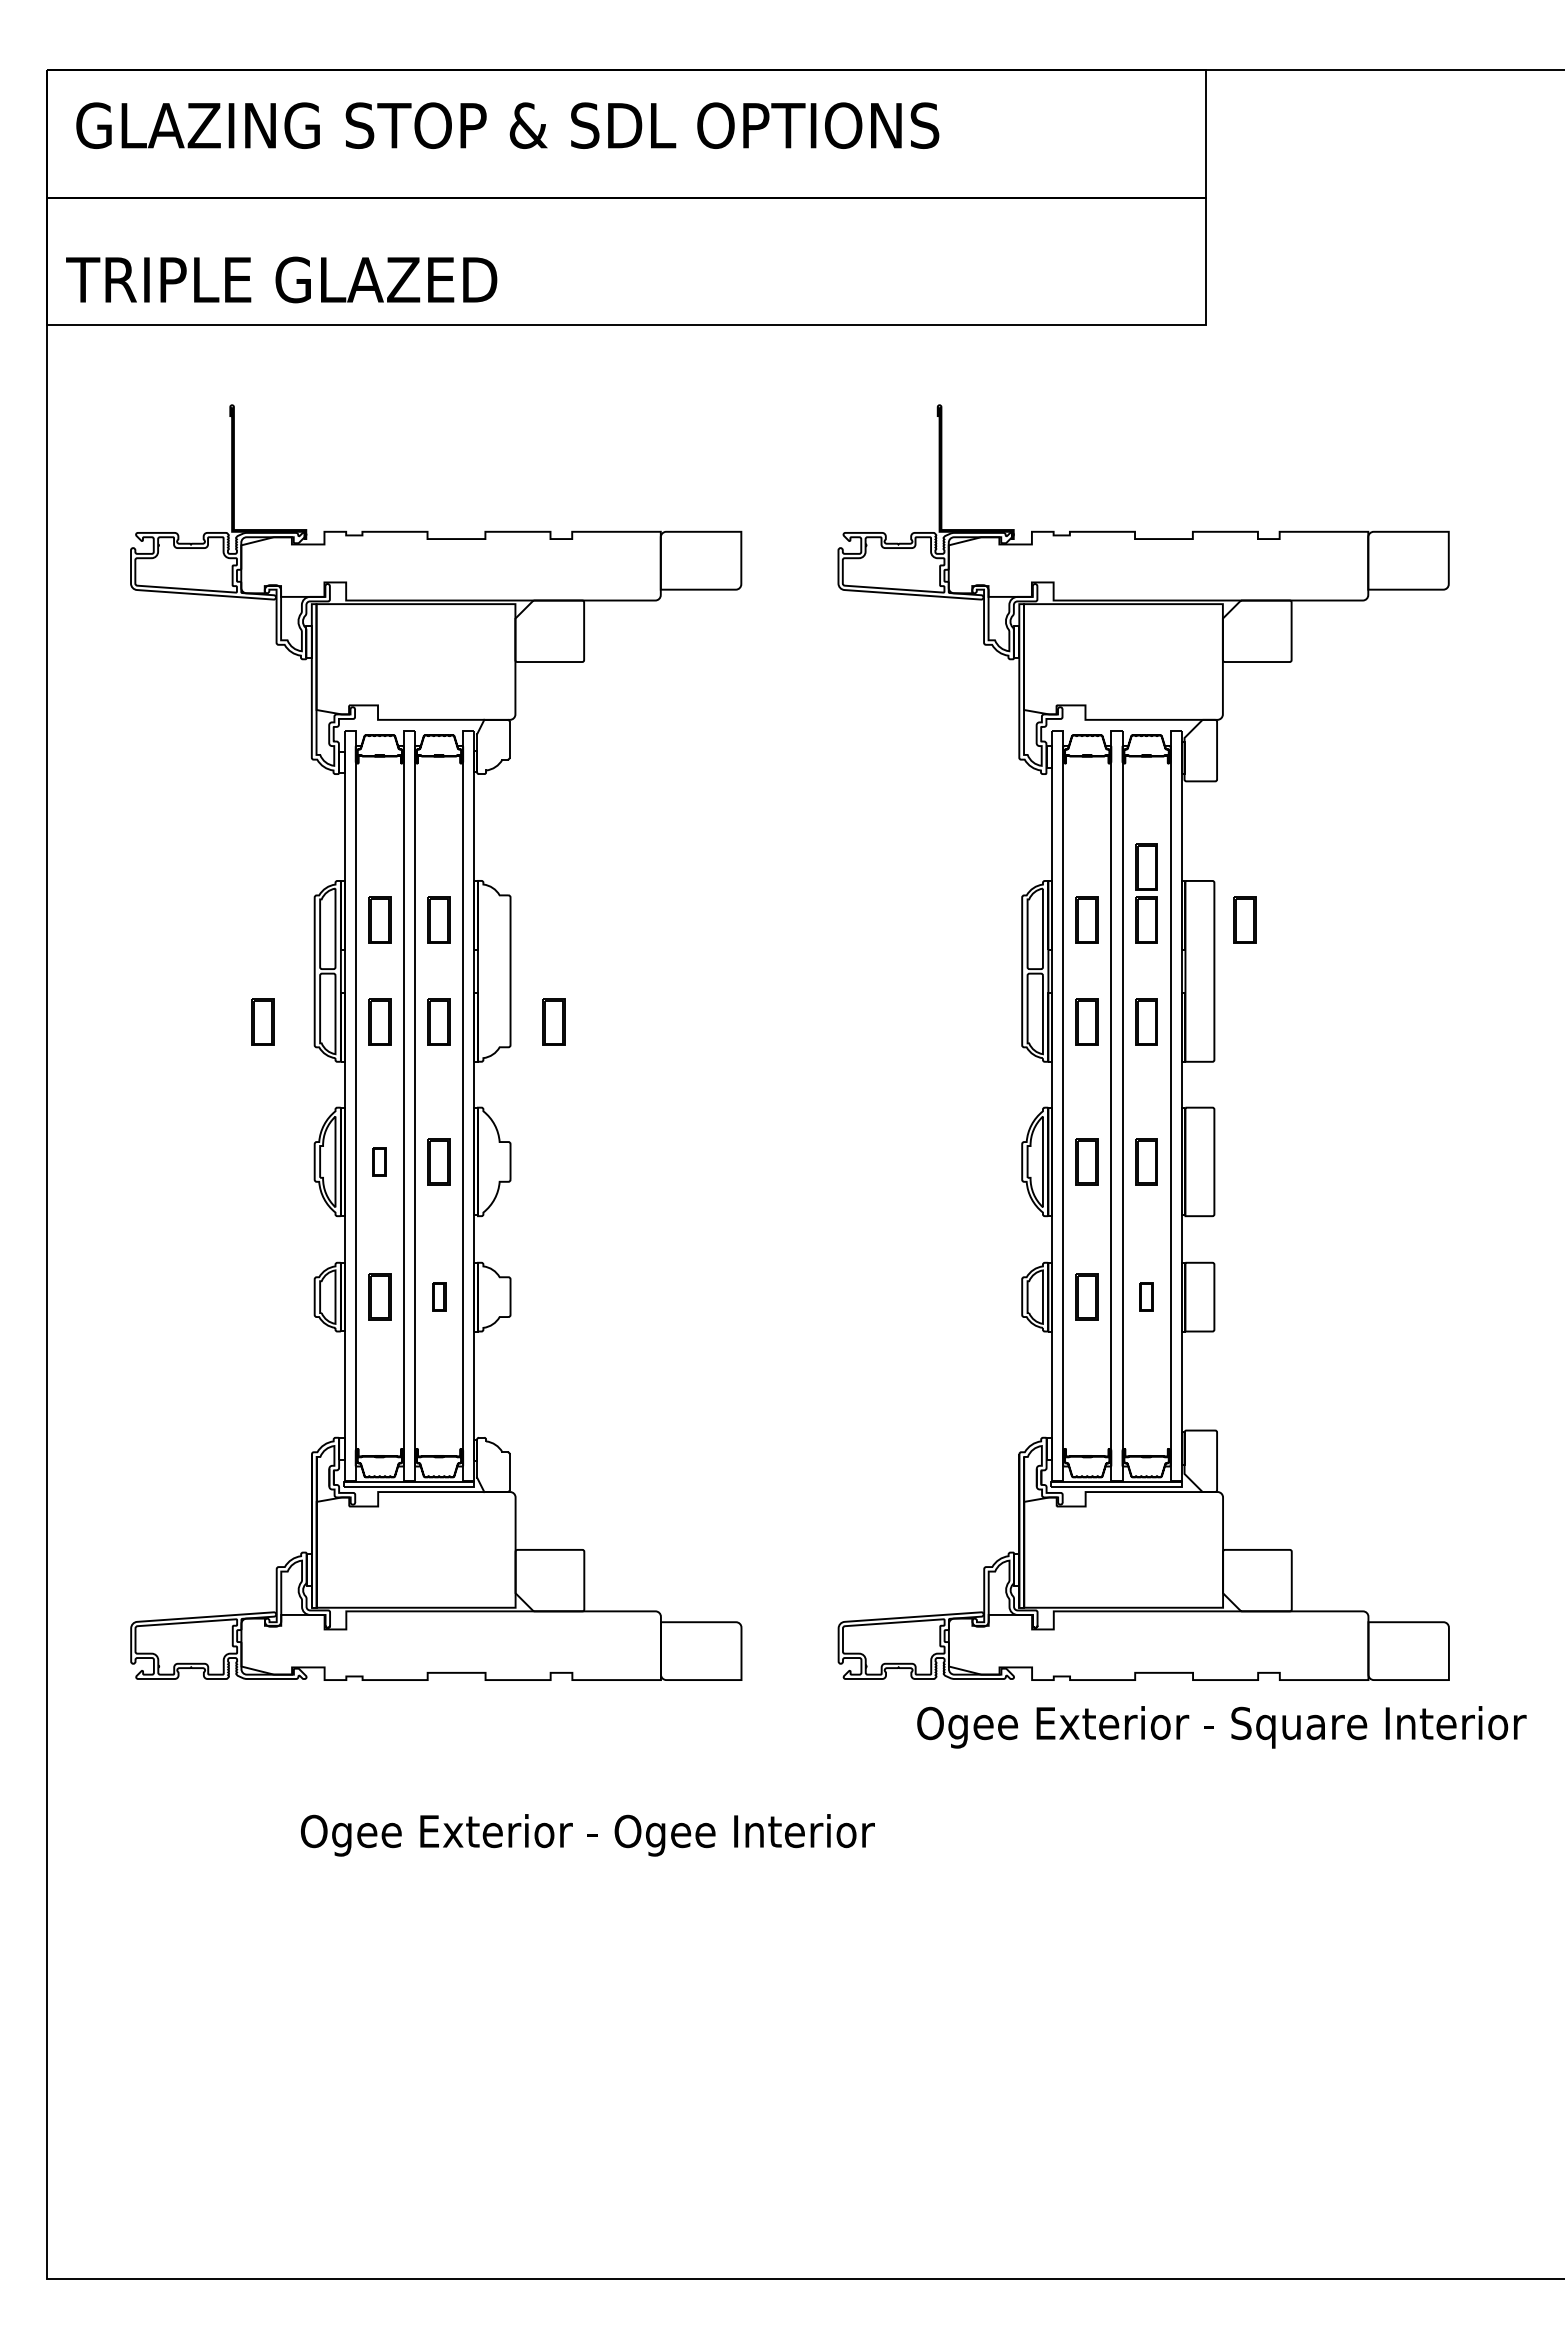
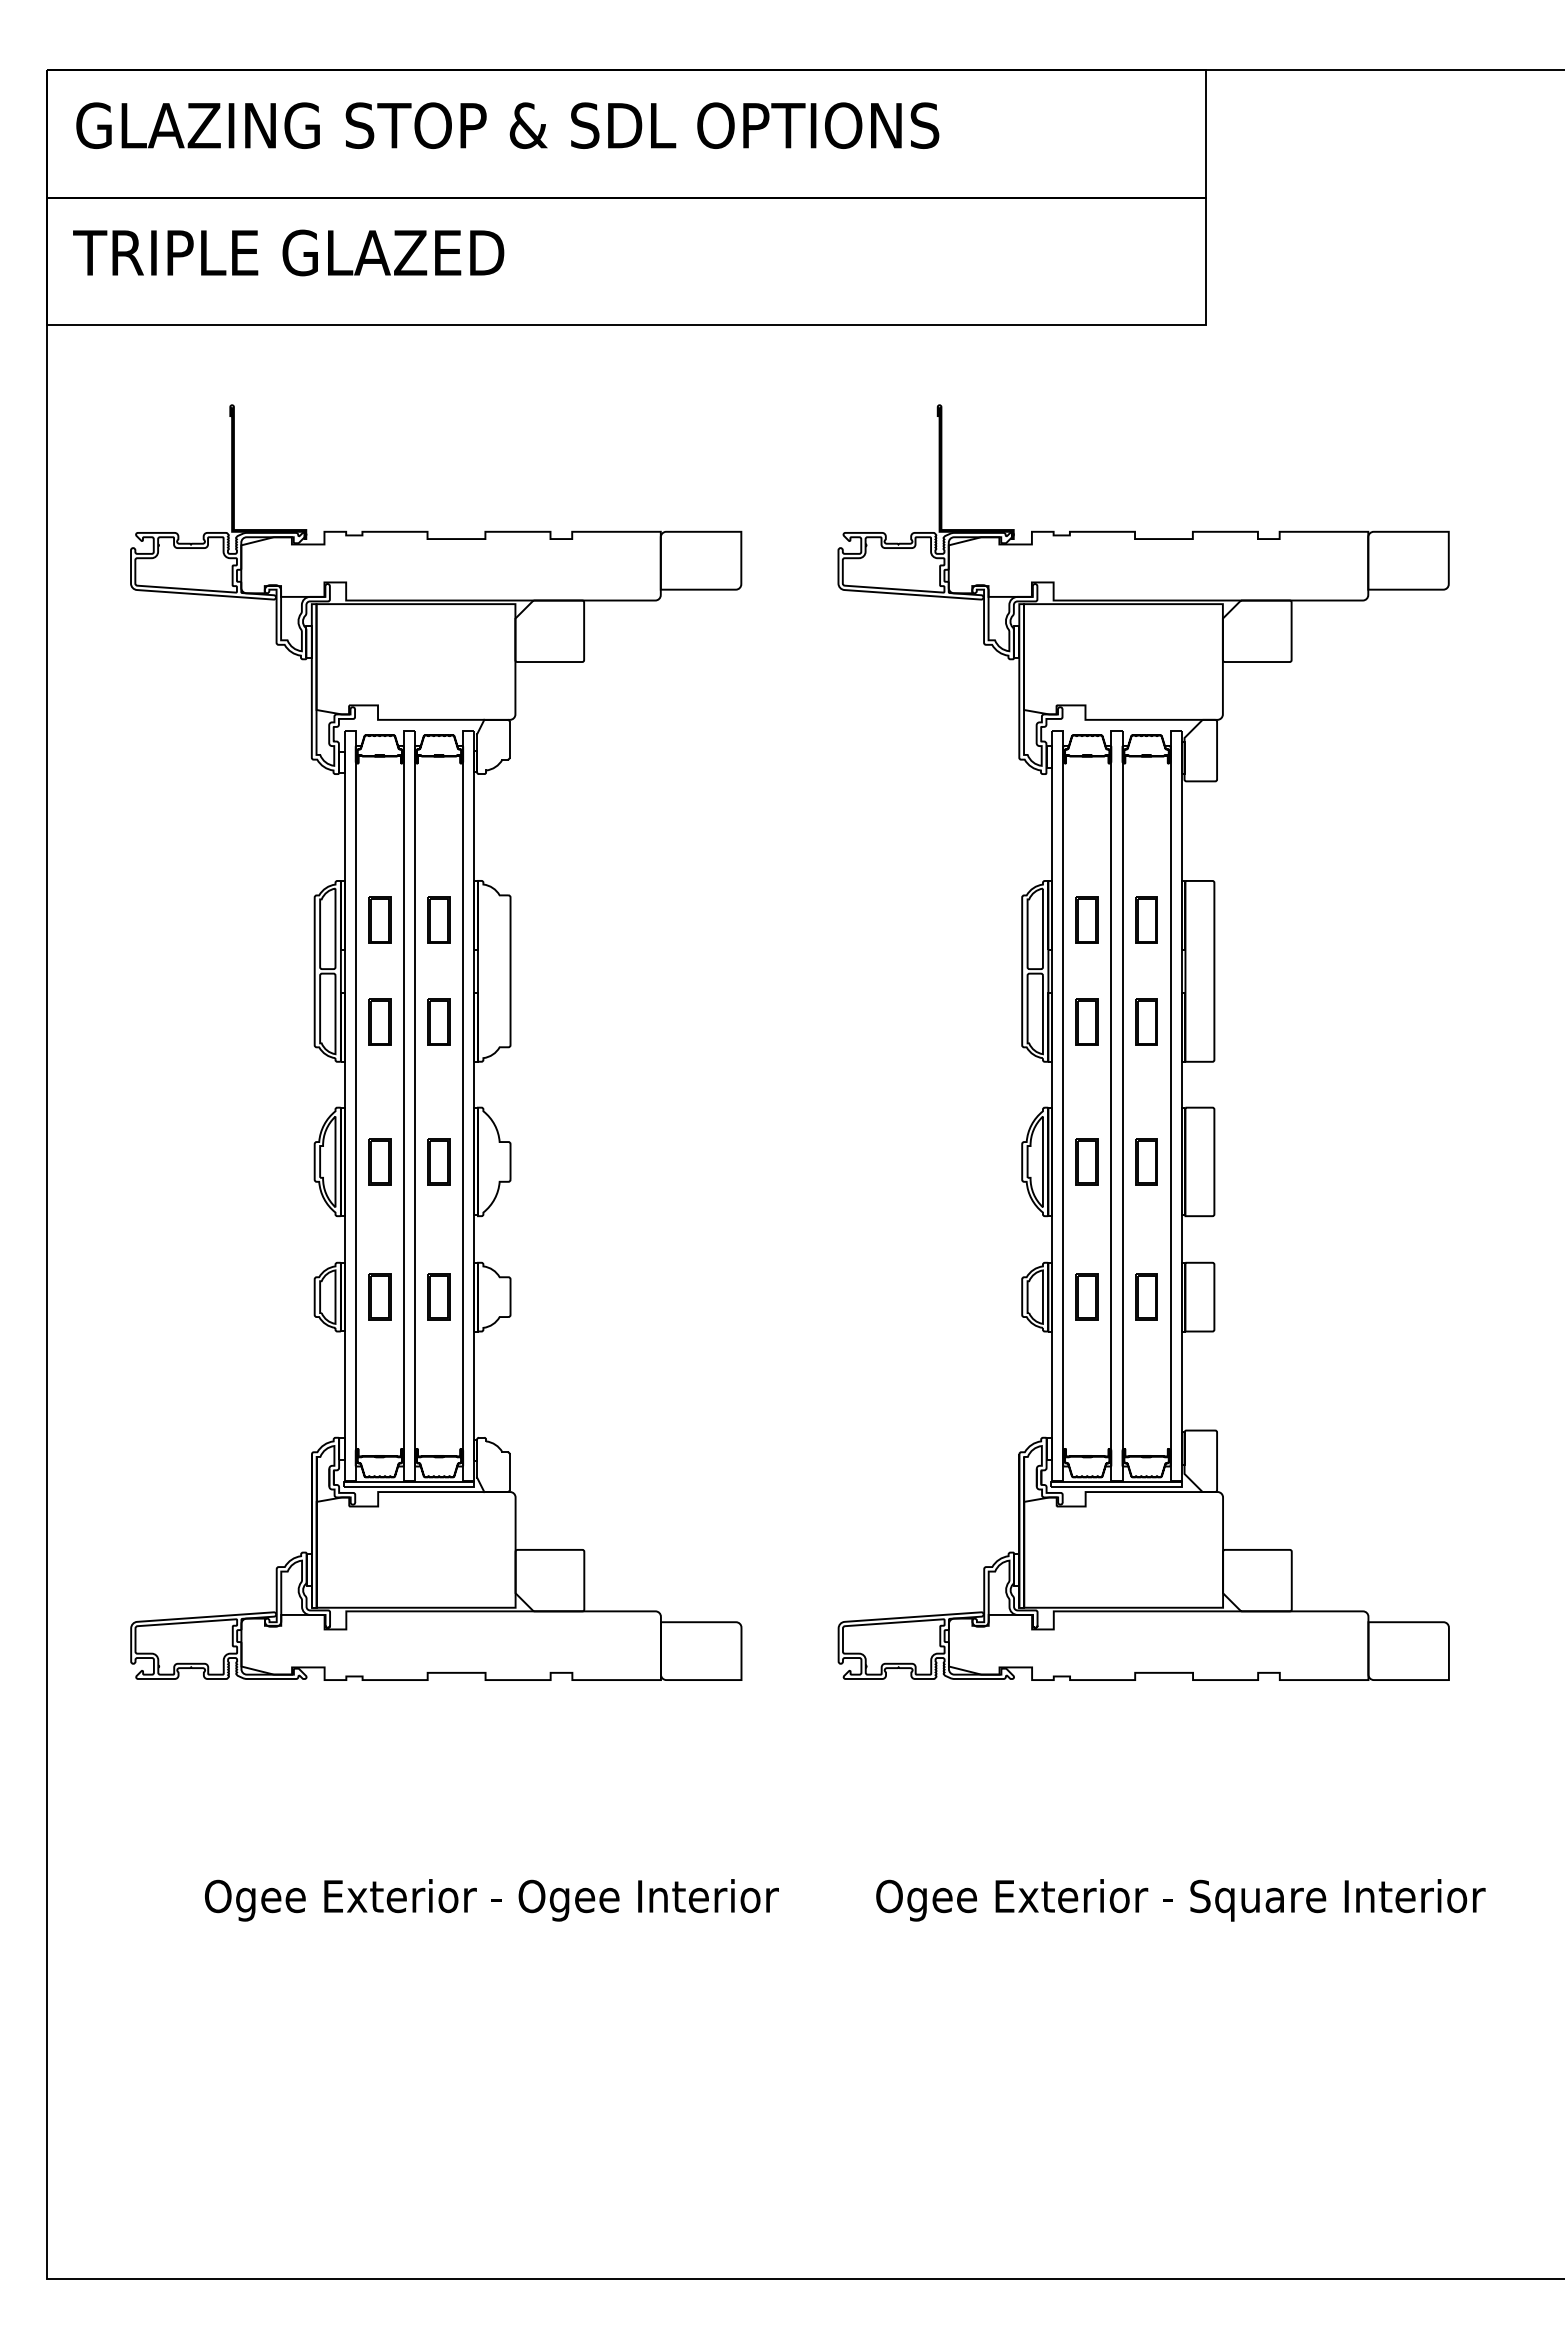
text position: (281, 279) -> (288, 252) (288, 252)
part: present -> none (1146, 866)
part: present -> none (1244, 919)
part: present -> none (262, 1021)
part: present -> none (553, 1021)
part size: 15x30 px -> 24x48 px (379, 1161)
part size: 15x30 px -> 24x48 px (438, 1296)
part size: 15x30 px -> 23x48 px (1146, 1296)
text position: (1221, 1727) -> (1180, 1900) (1180, 1900)
text position: (587, 1835) -> (491, 1900) (491, 1900)
